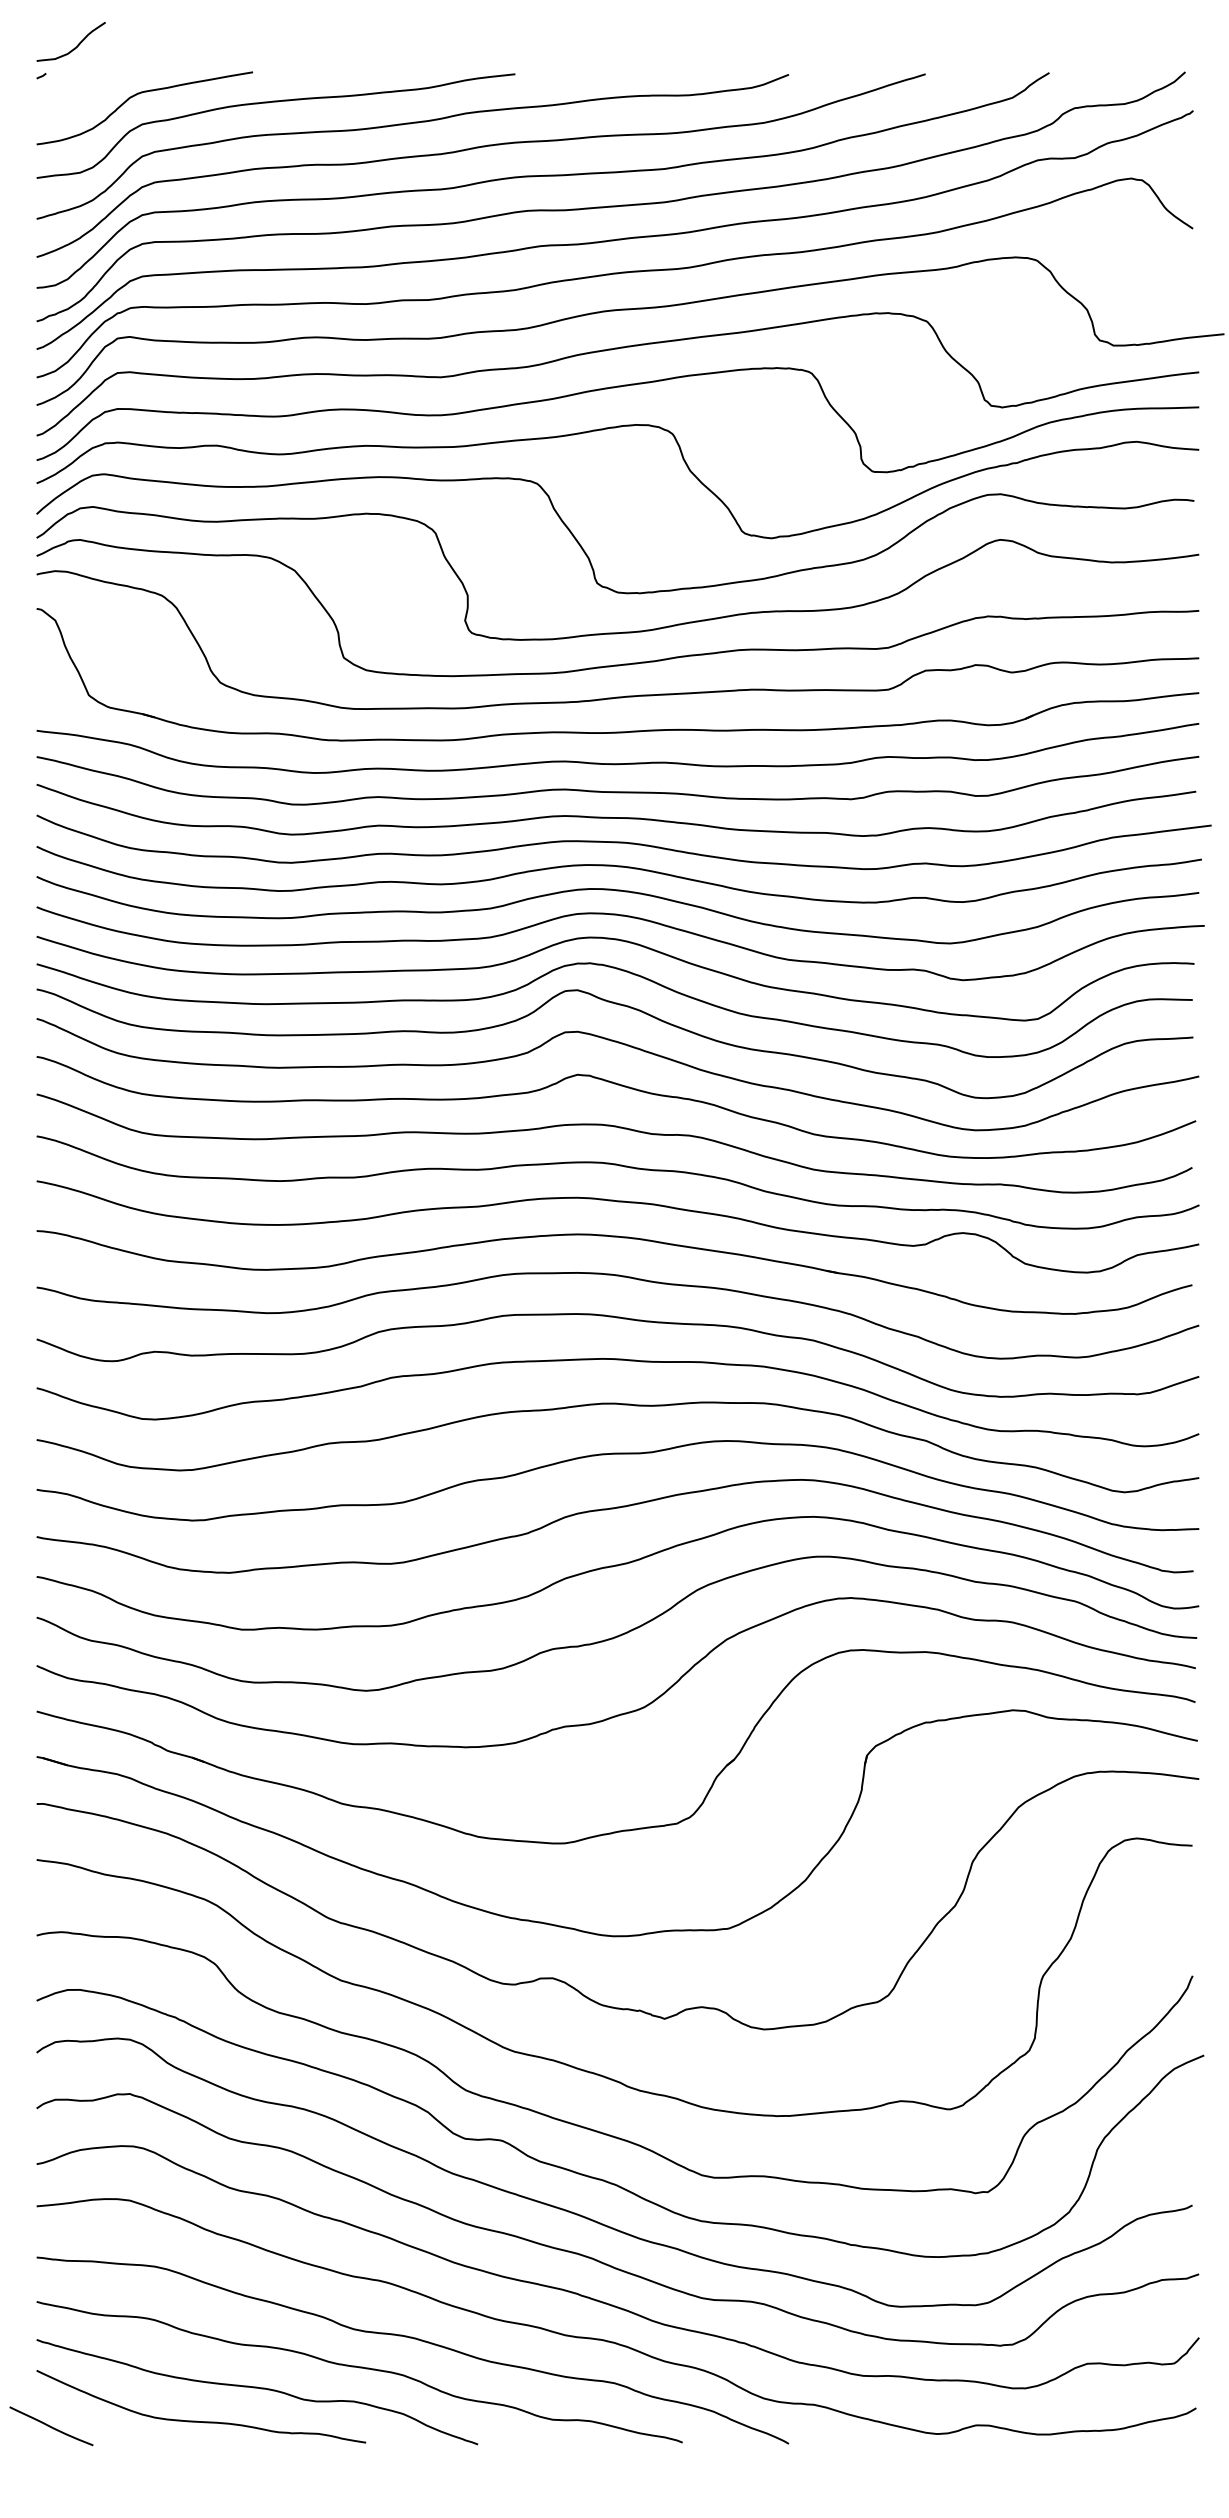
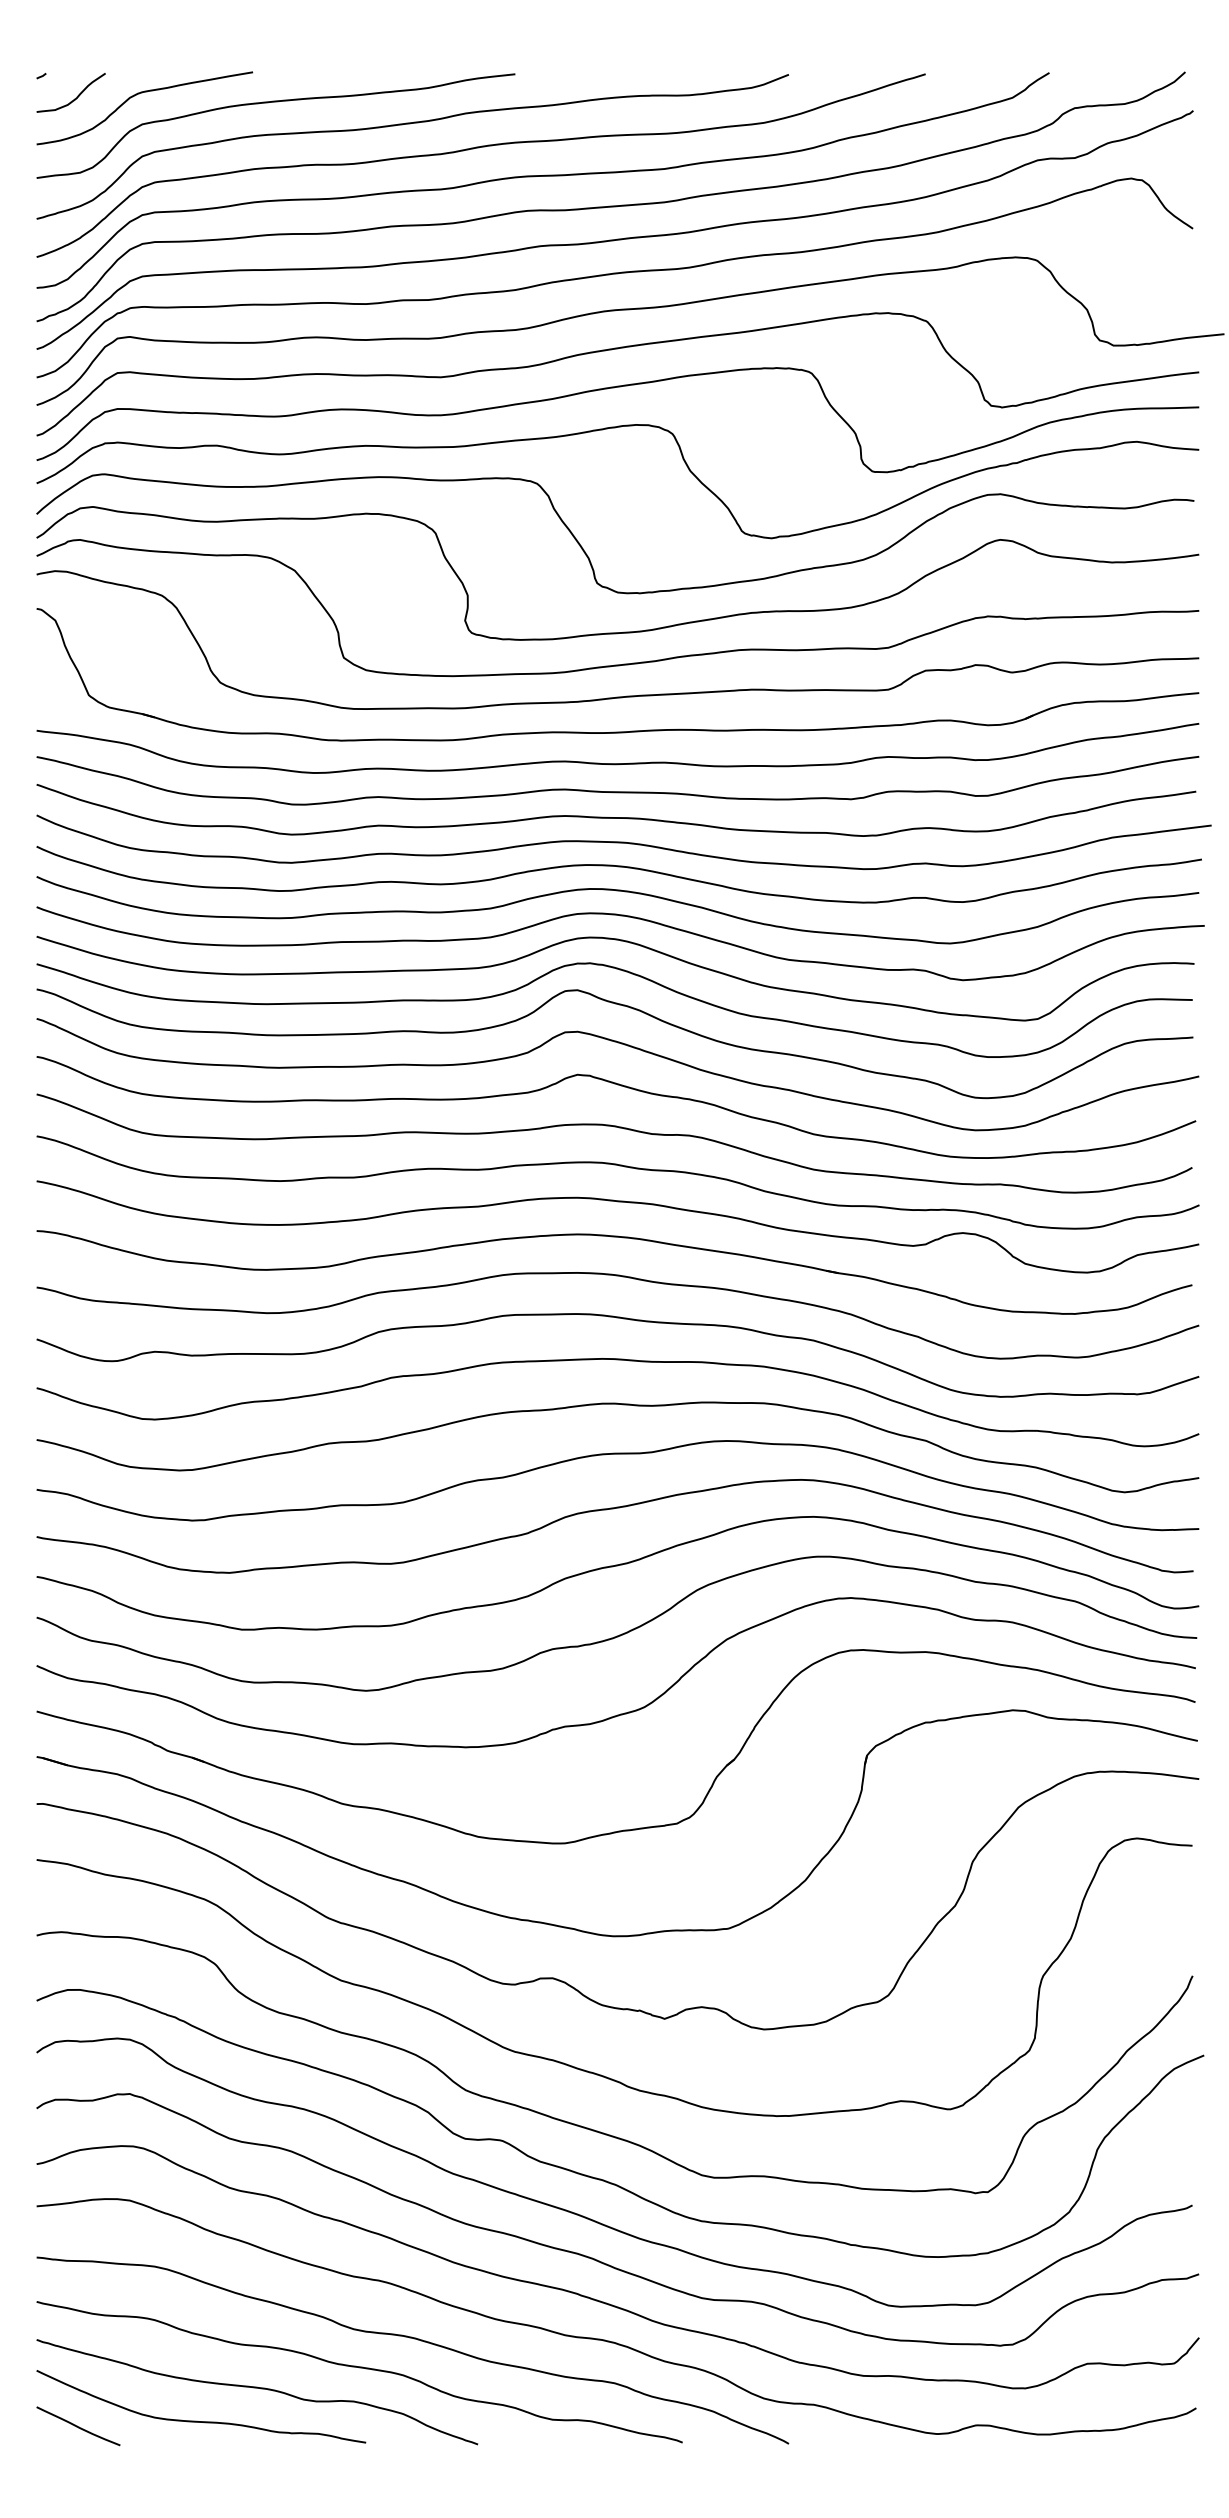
curve position: (76, 45) -> (76, 96) (76, 96)
curve position: (51, 2426) -> (78, 2426) (78, 2426)
